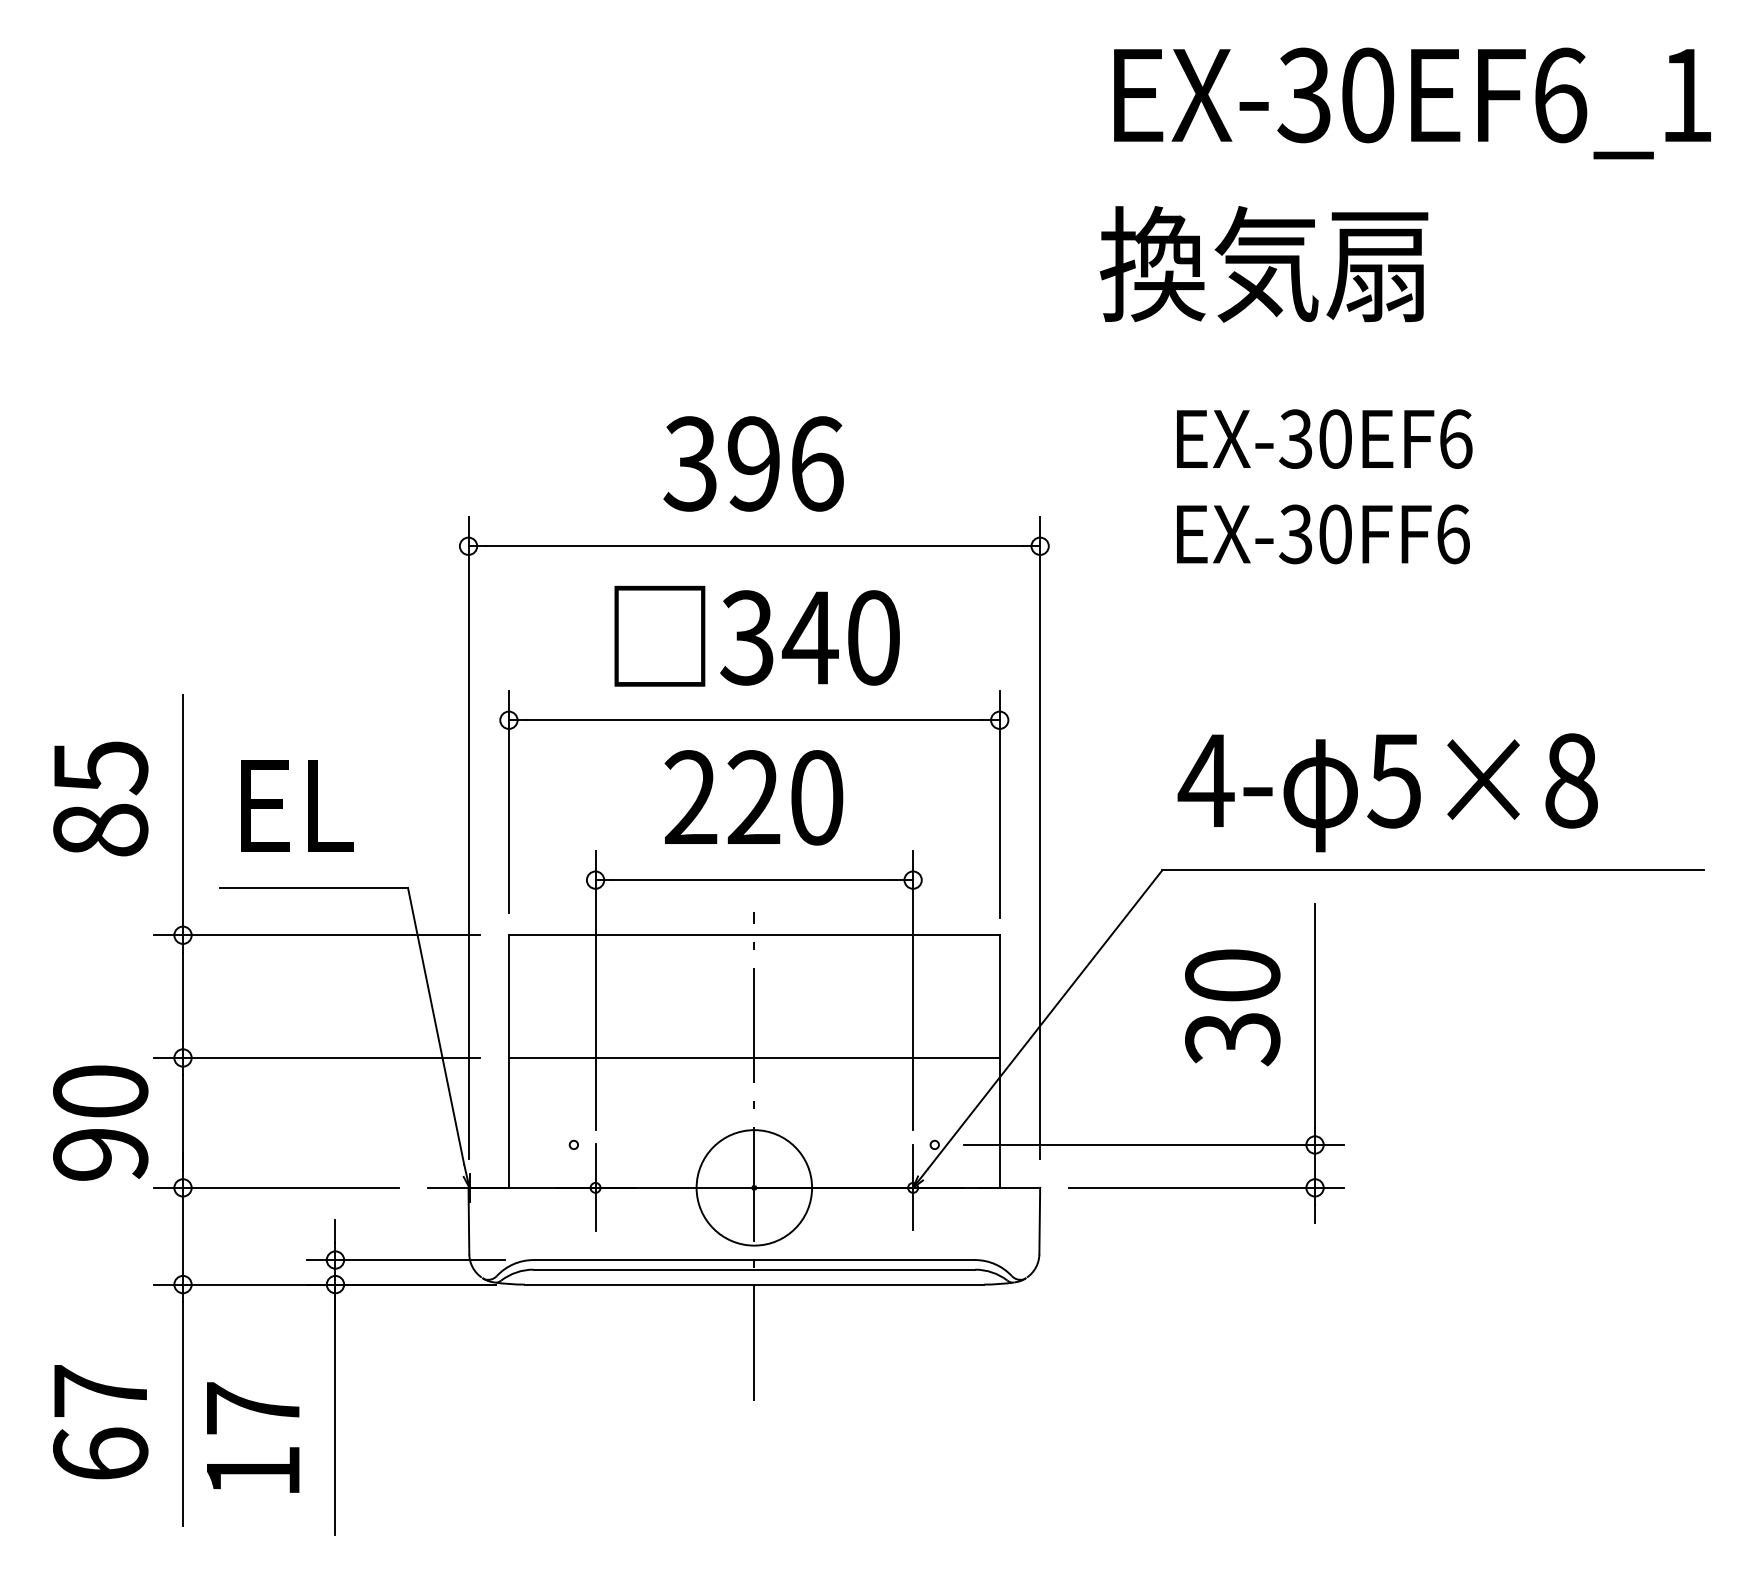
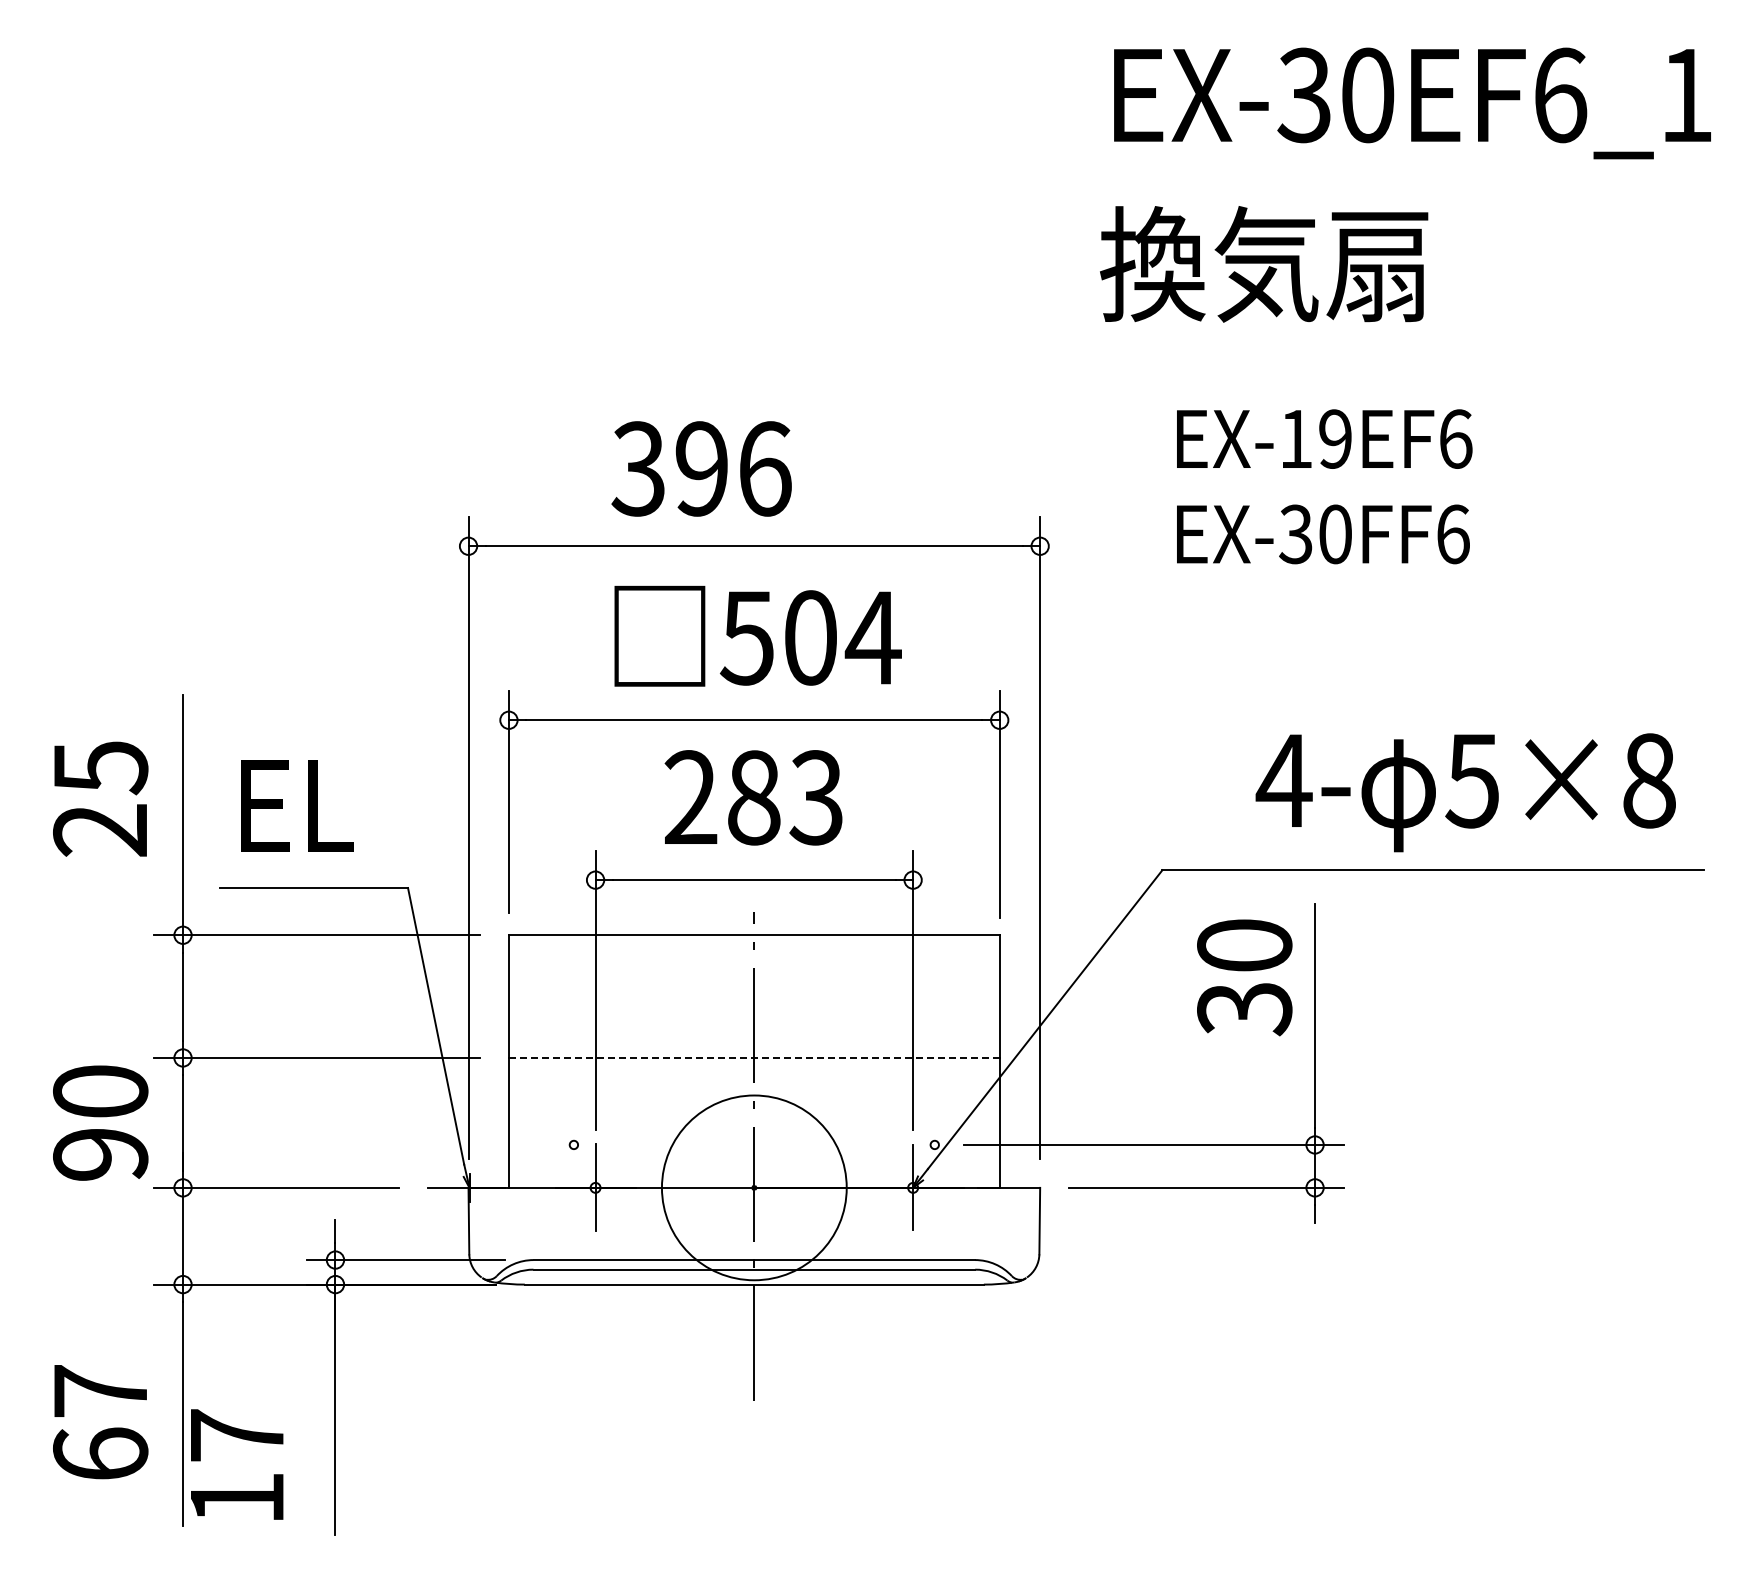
text: EX-30EF6 -> EX-19EF6 (1315, 438)
text position: (753, 463) -> (701, 468) (701, 468)
text: 340 -> 504 (810, 637)
text position: (1387, 792) -> (1465, 792) (1465, 792)
text: 220 -> 283 (785, 797)
text: 85 -> 25 (100, 829)
text position: (1232, 1007) -> (1244, 977) (1244, 977)
line: solid -> dashed (754, 1057)
circle diameter: 115 px -> 185 px (753, 1187)
text position: (253, 1437) -> (237, 1464) (237, 1464)
